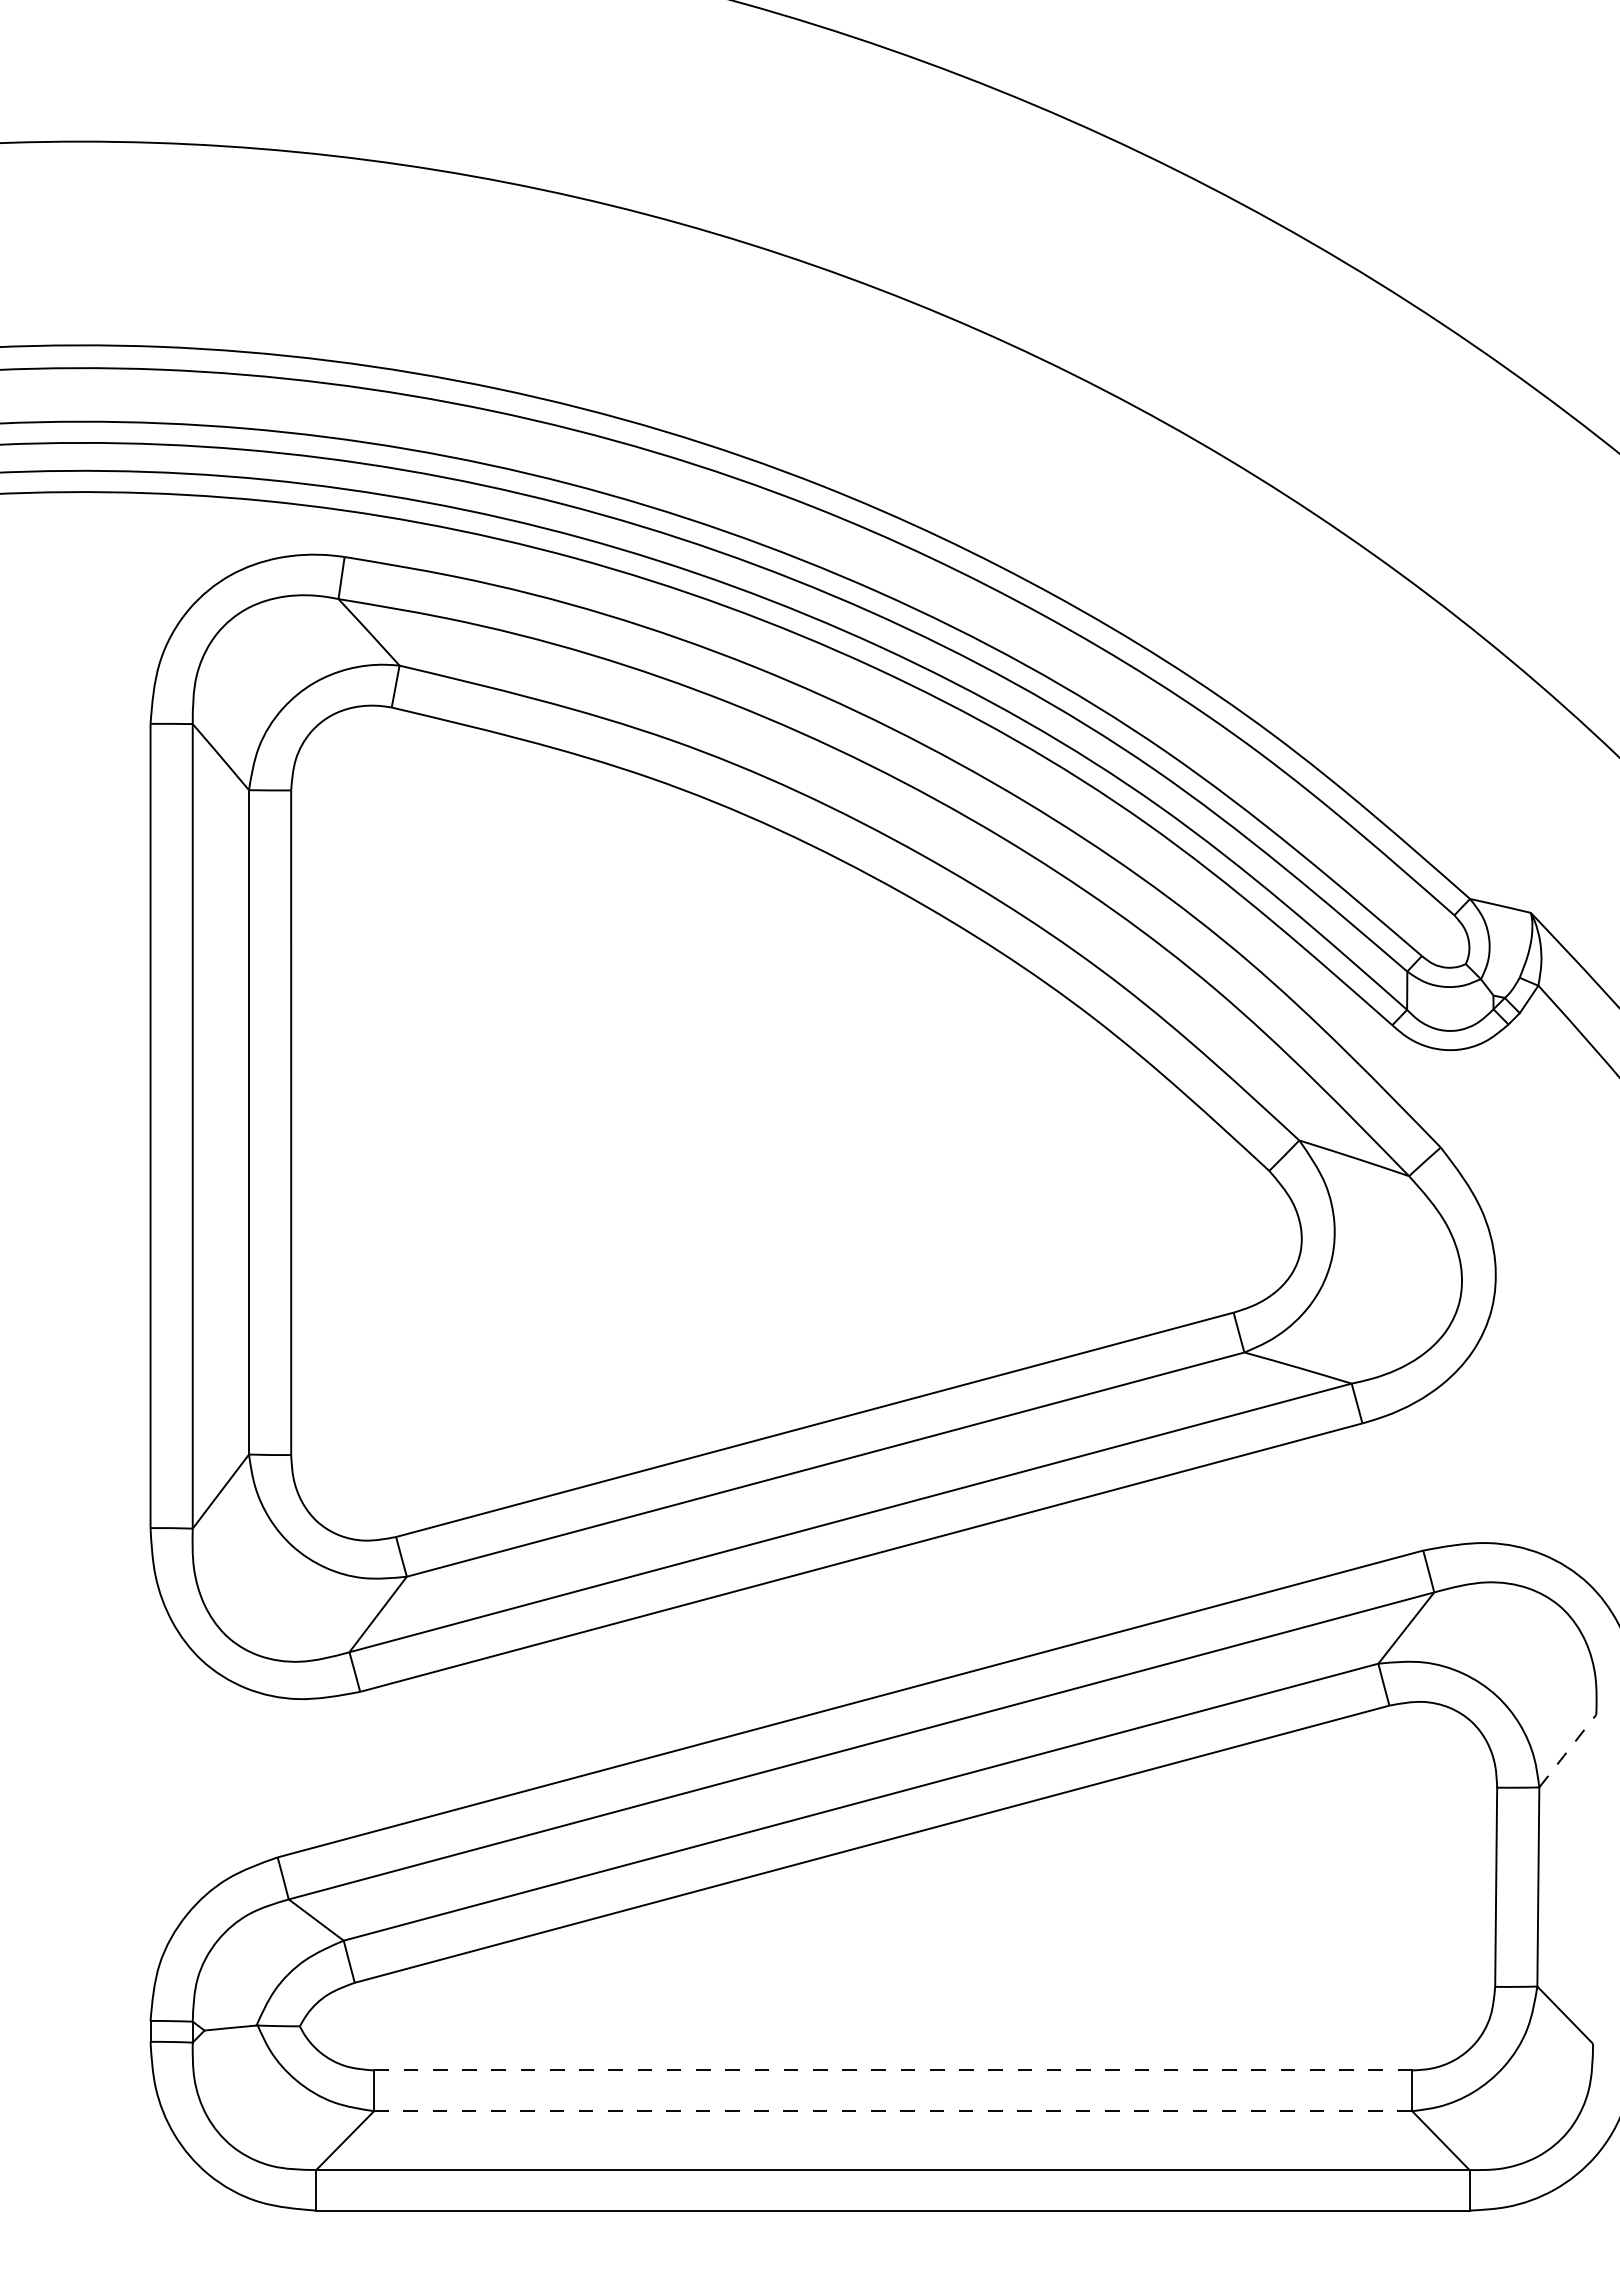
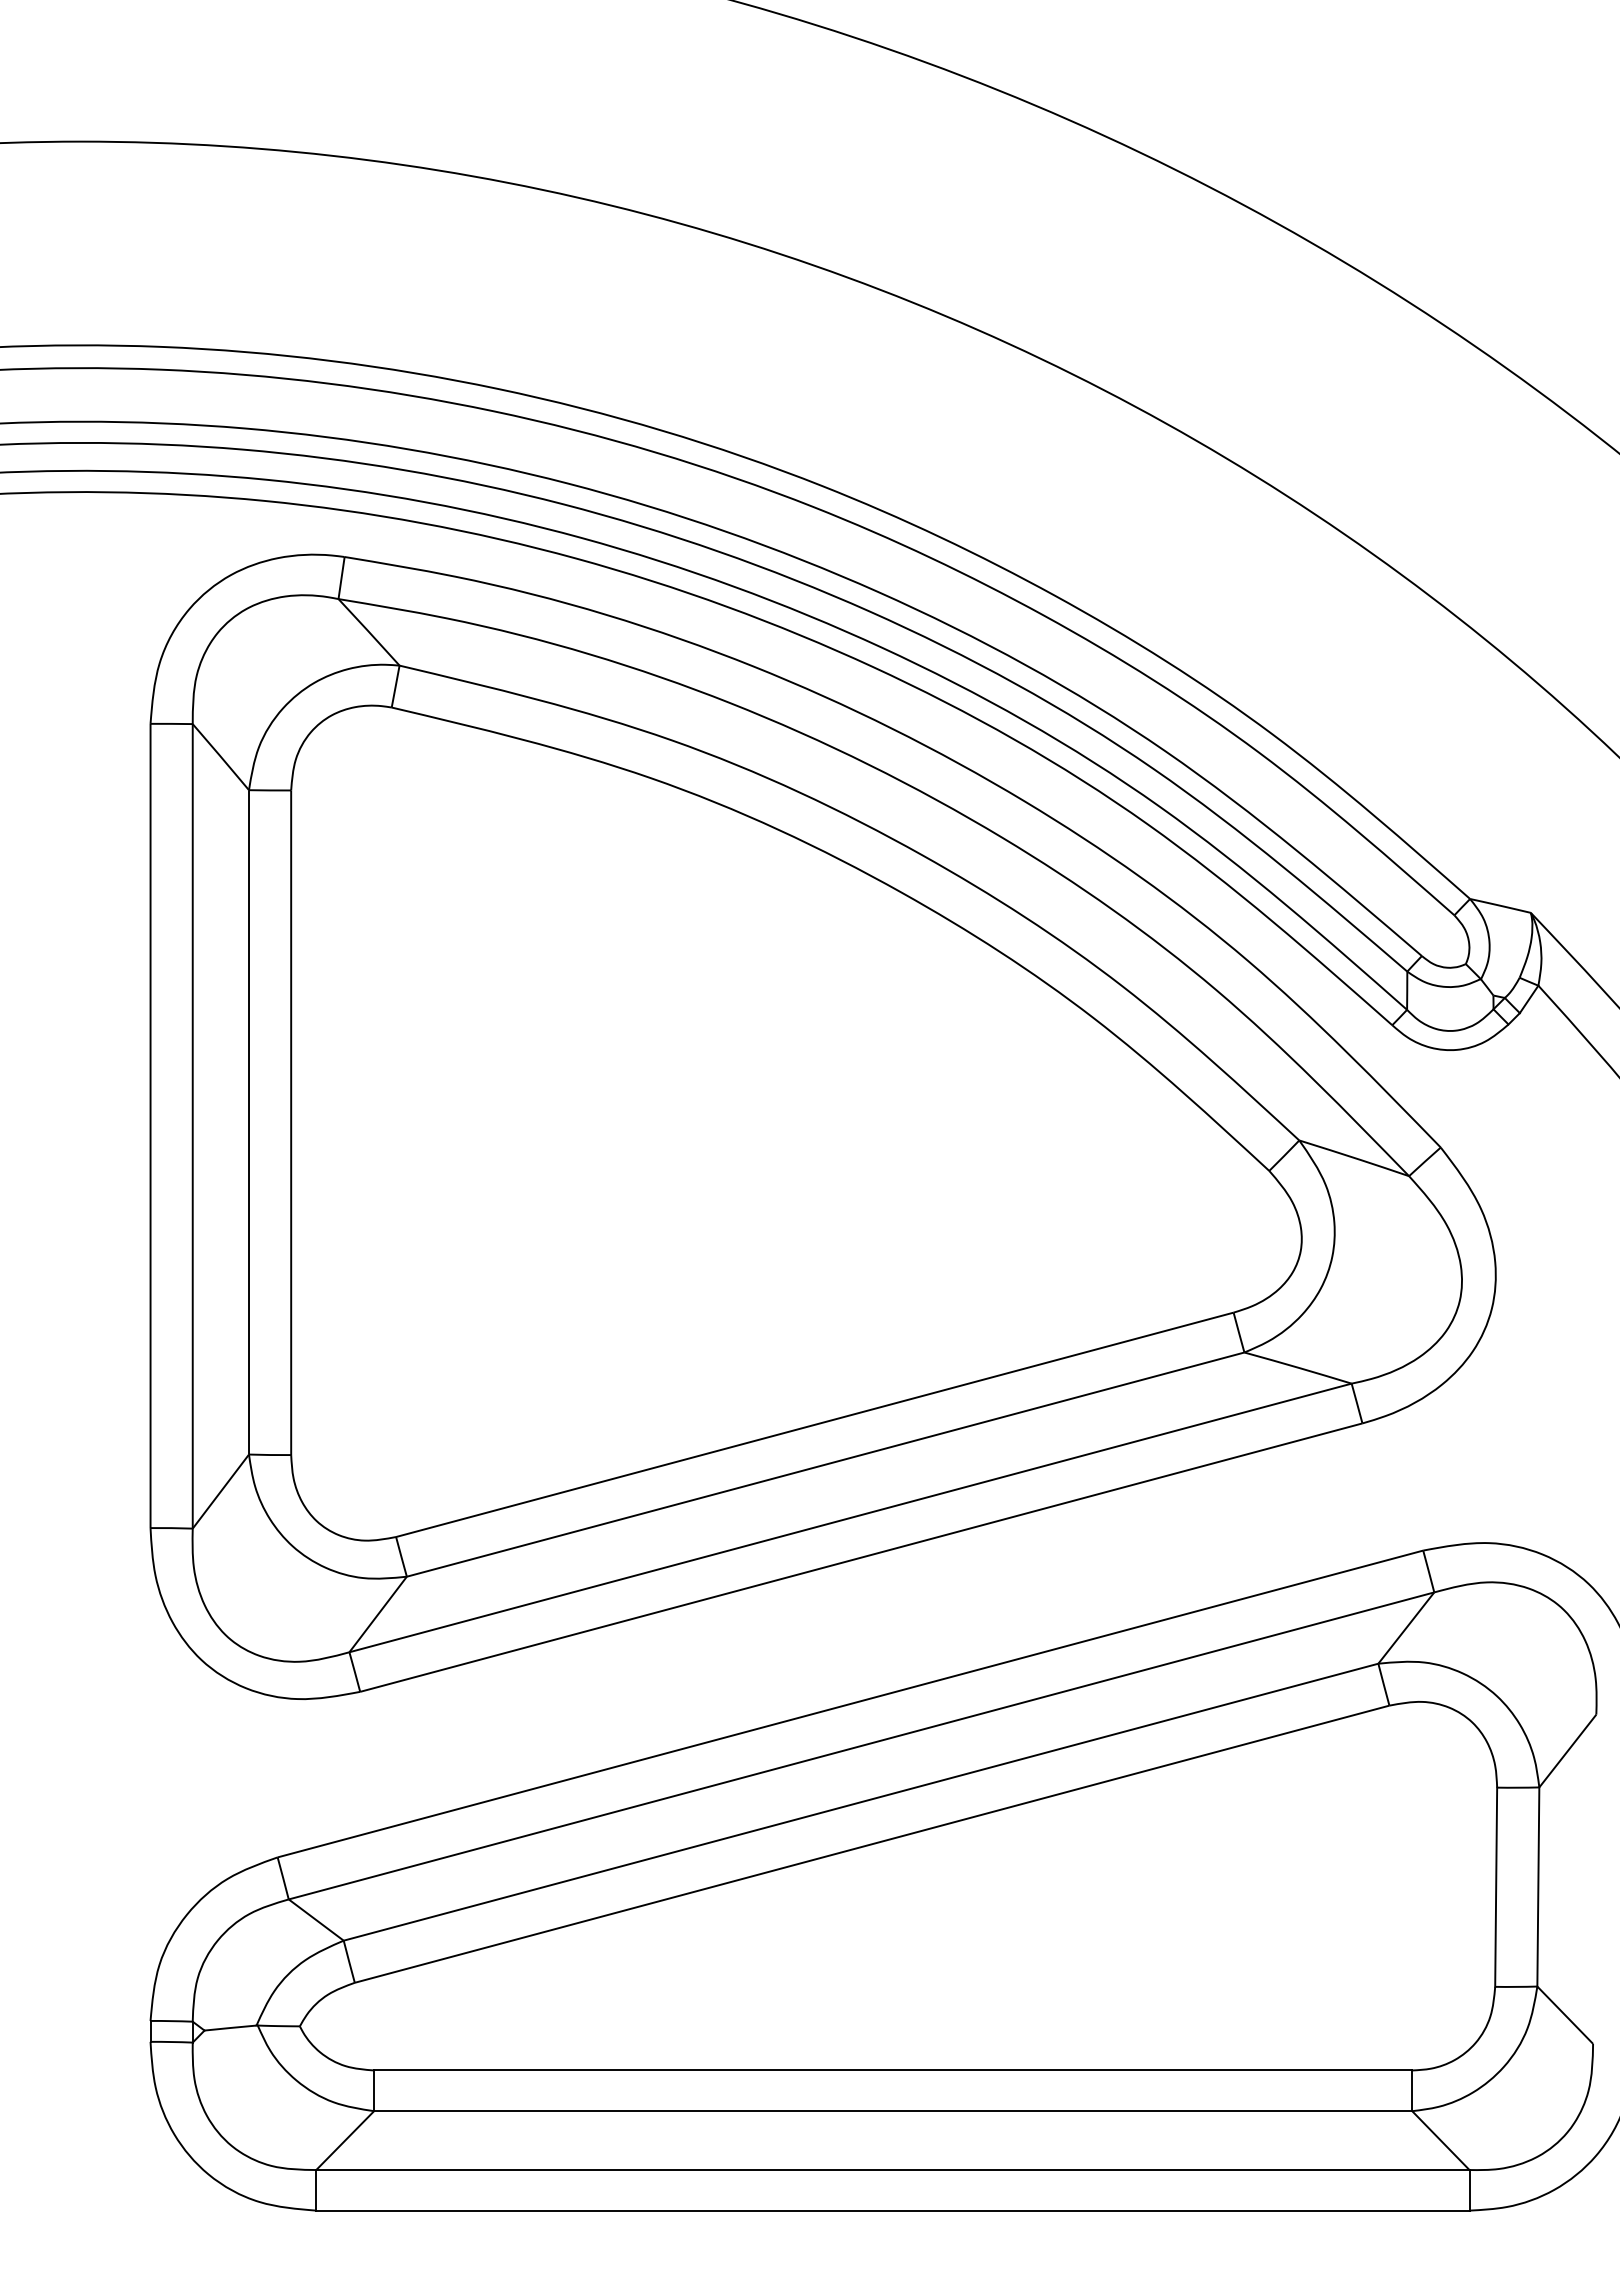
line: dashed -> solid (1567, 1751)
line: dashed -> solid (892, 2070)
line: dashed -> solid (893, 2111)
